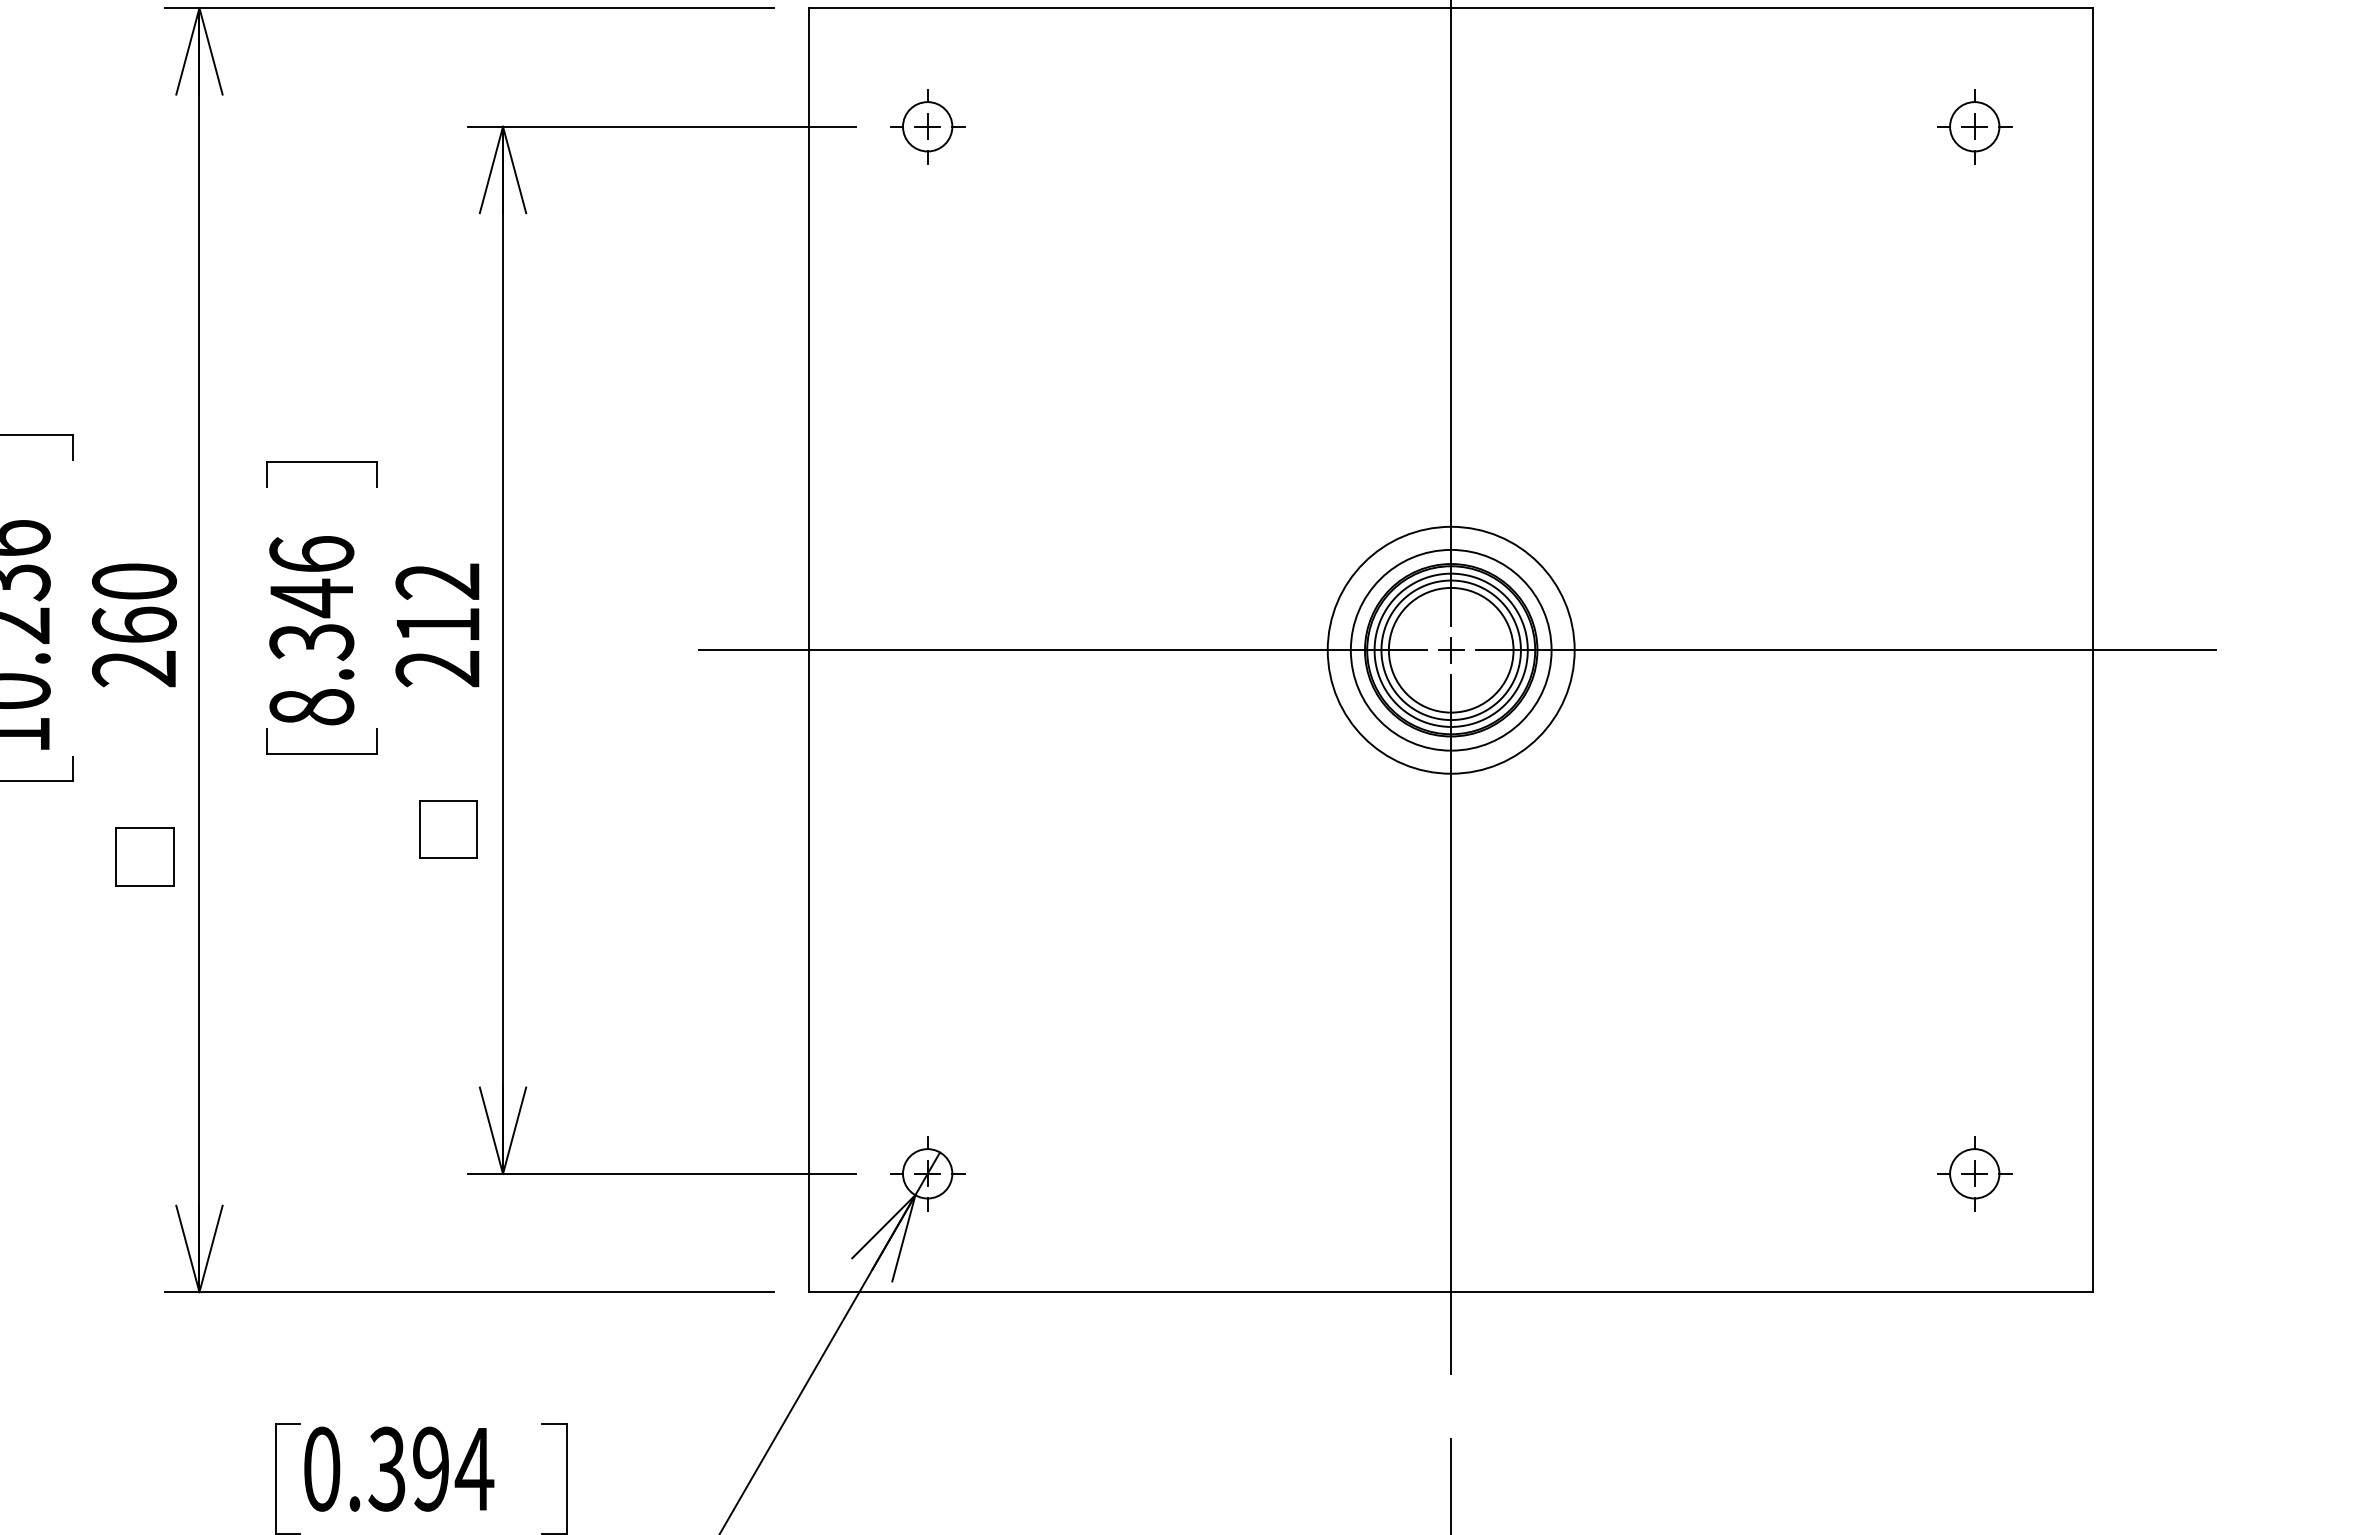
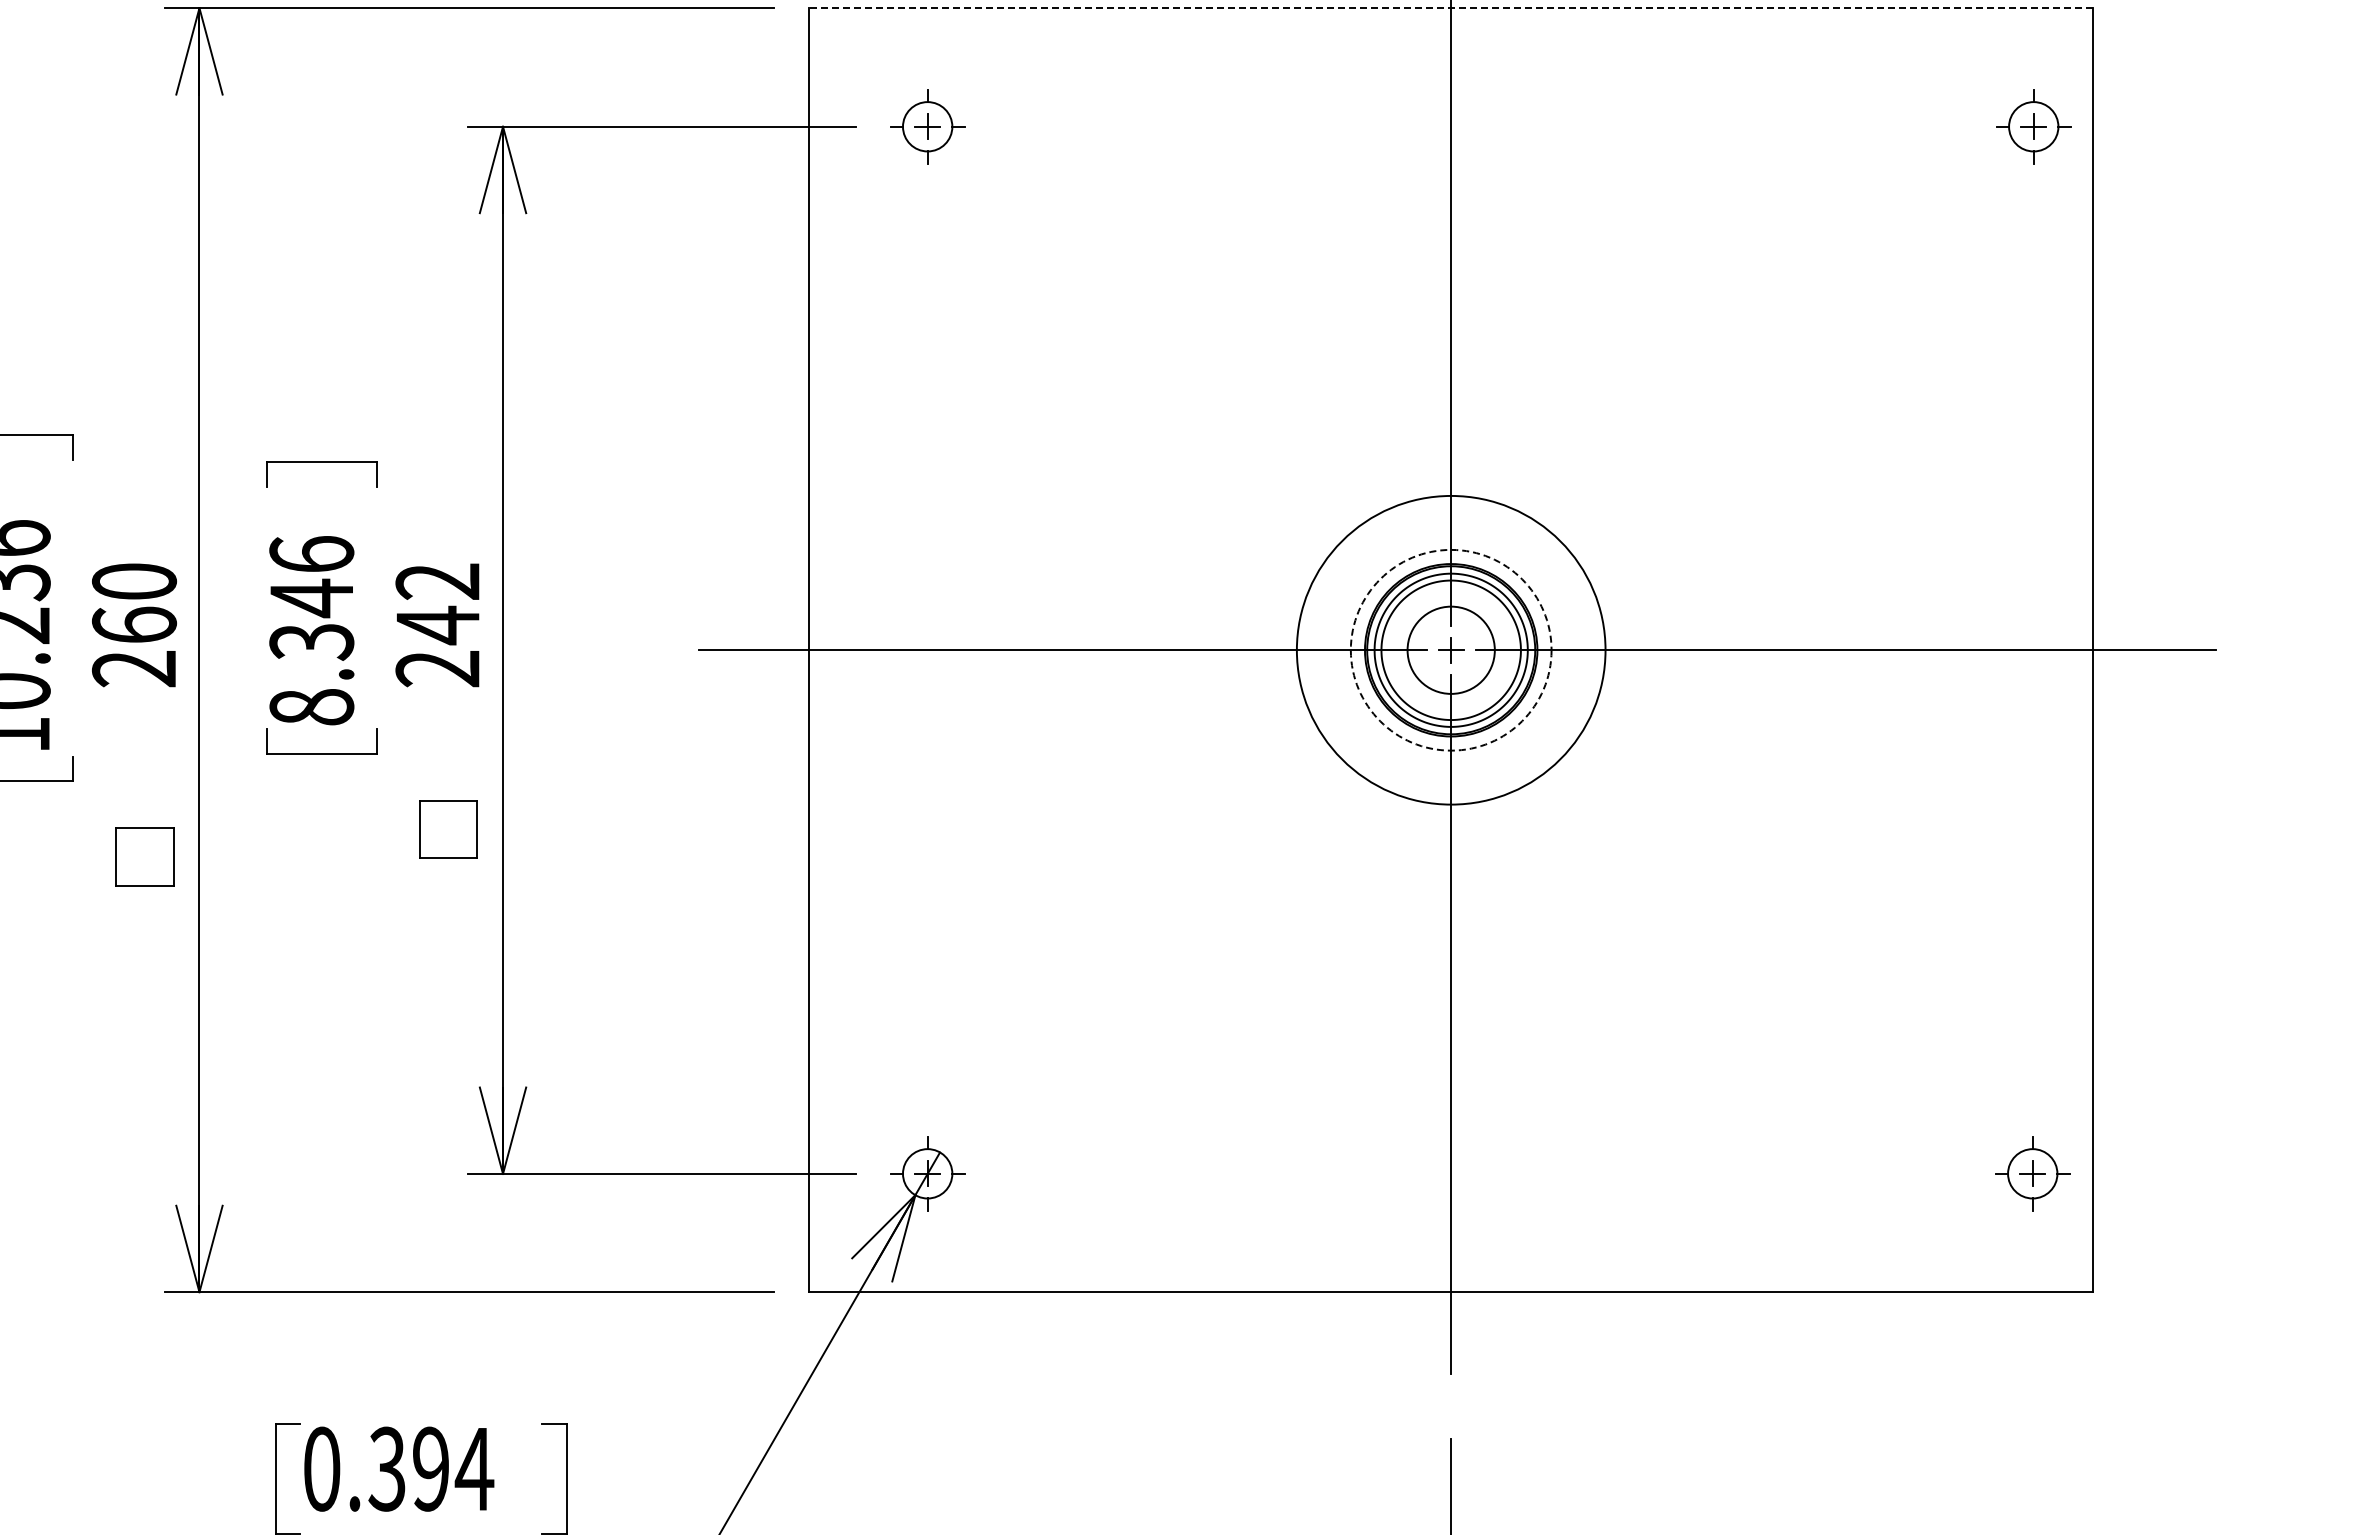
line: solid -> dashed (1450, 8)
part position: (1974, 126) -> (2033, 126) (2033, 126)
text: 212 -> 242 (437, 625)
circle diameter: 125 px -> 87 px (1450, 649)
circle diameter: 247 px -> 309 px (1450, 649)
circle: solid -> dashed (1450, 649)
part position: (1974, 1173) -> (2032, 1173) (2032, 1173)
